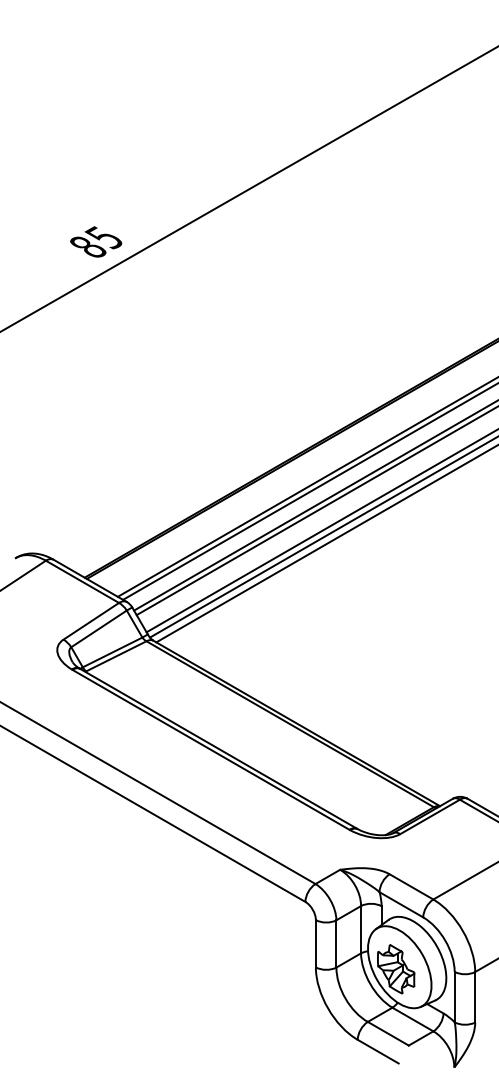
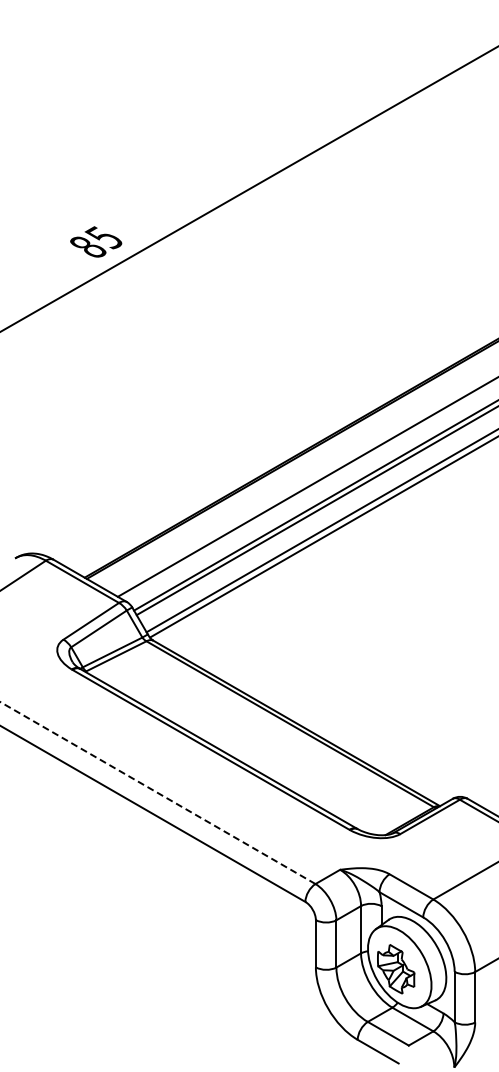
line: present -> none (309, 491)
line: present -> none (325, 544)
line: solid -> dashed (157, 792)
